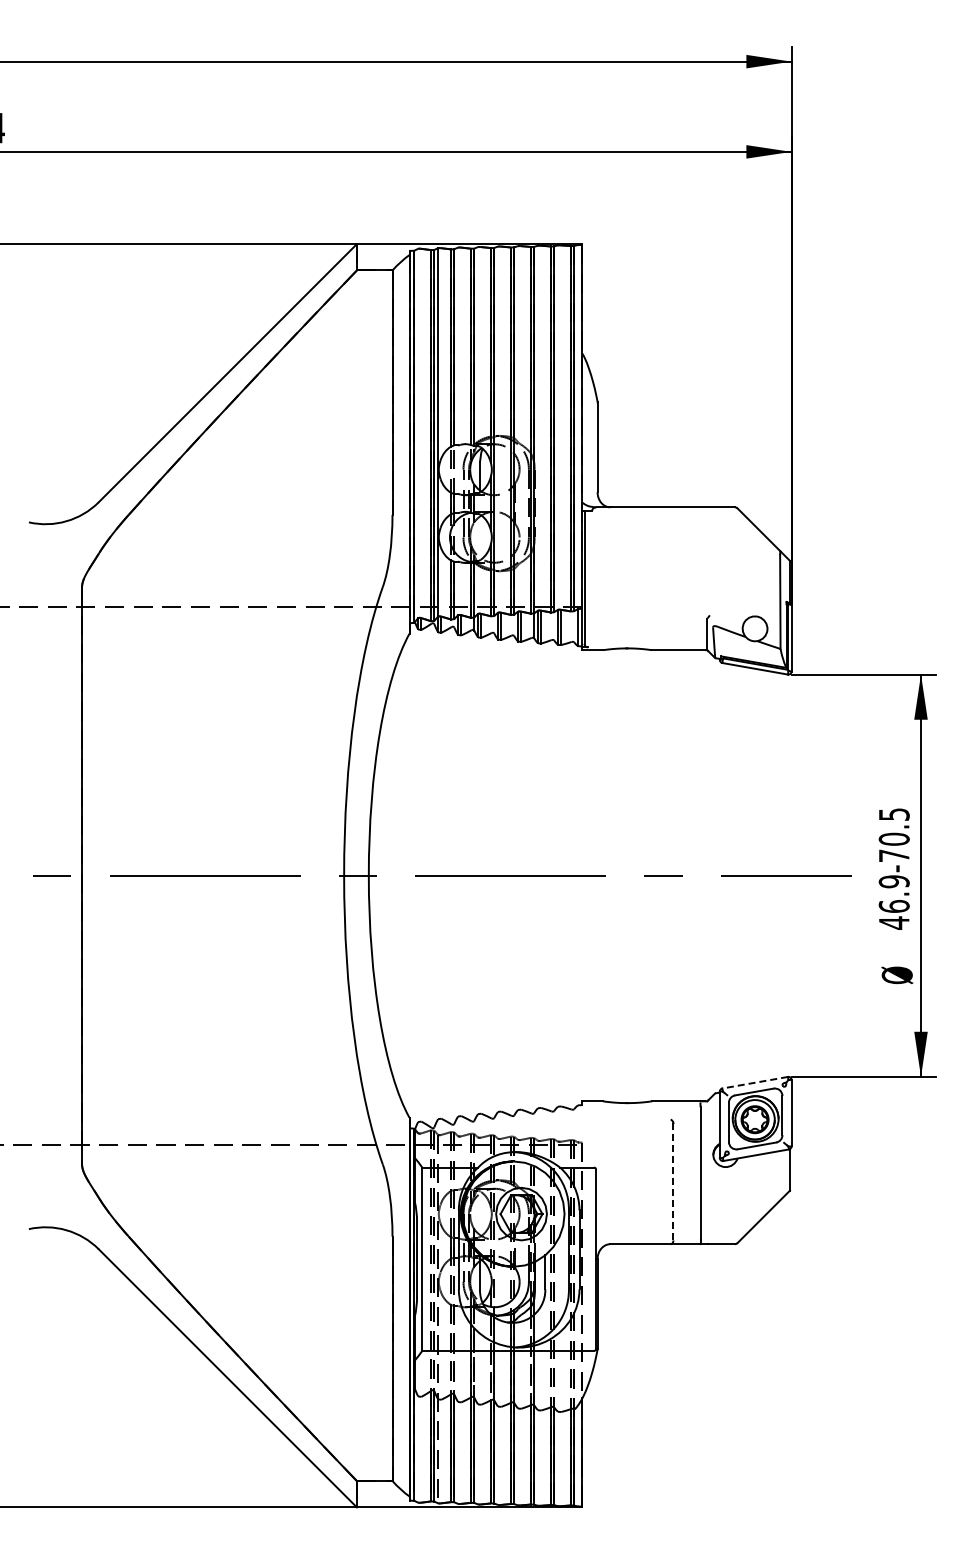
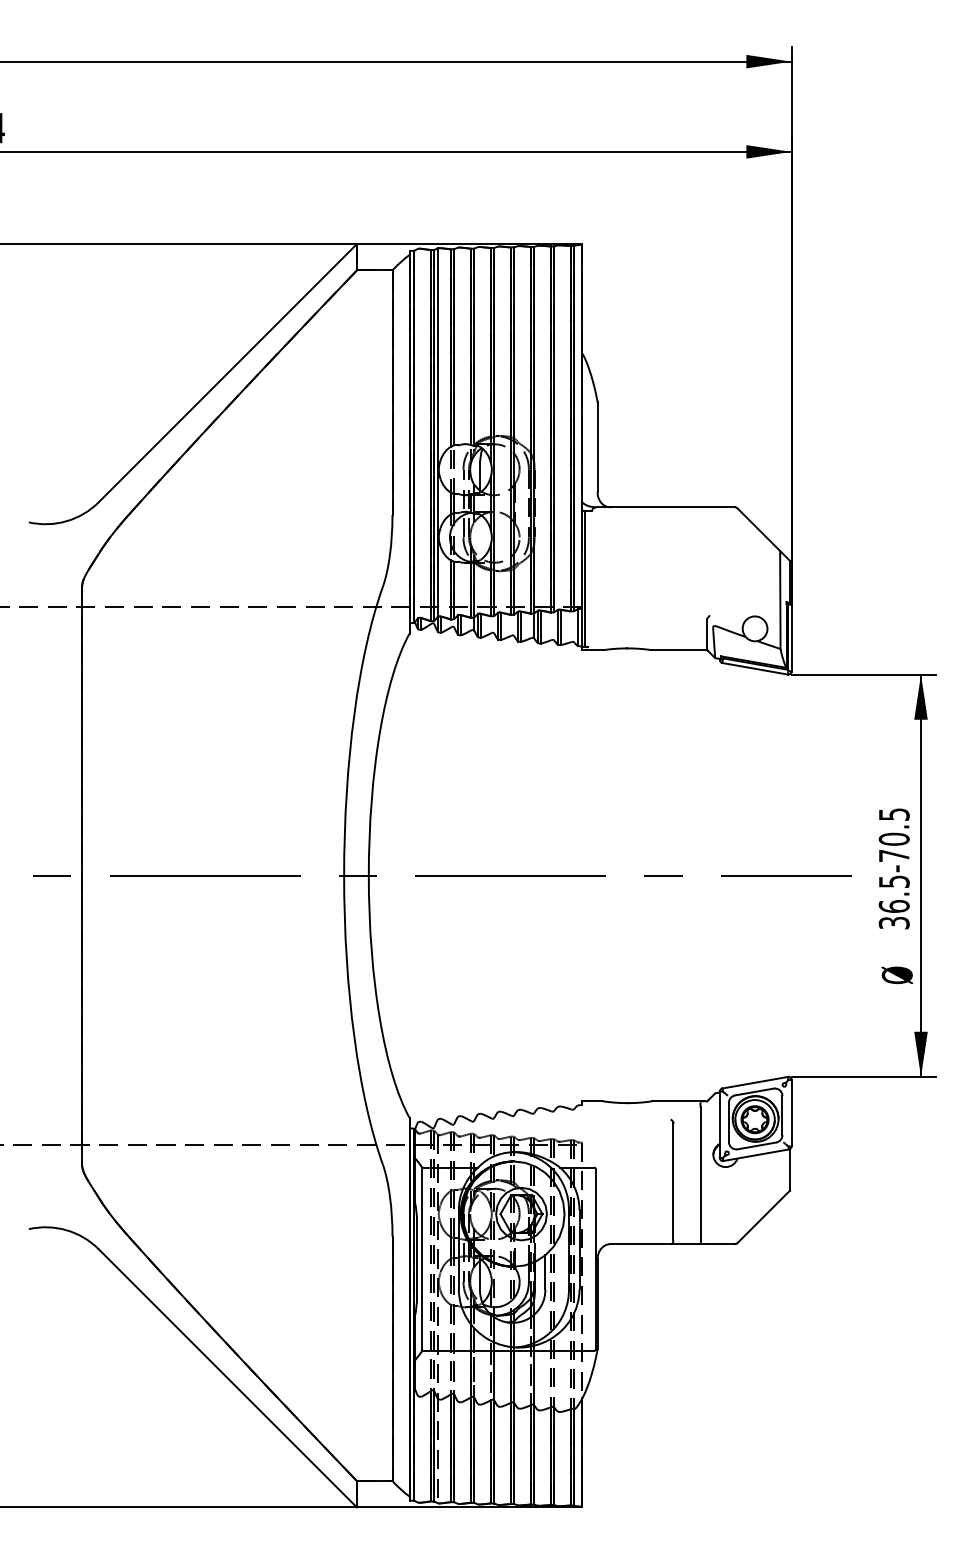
text: 46.9-70.5 -> 36.5-70.5 (893, 902)
line: dashed -> solid (754, 1082)
line: dashed -> solid (673, 1181)
